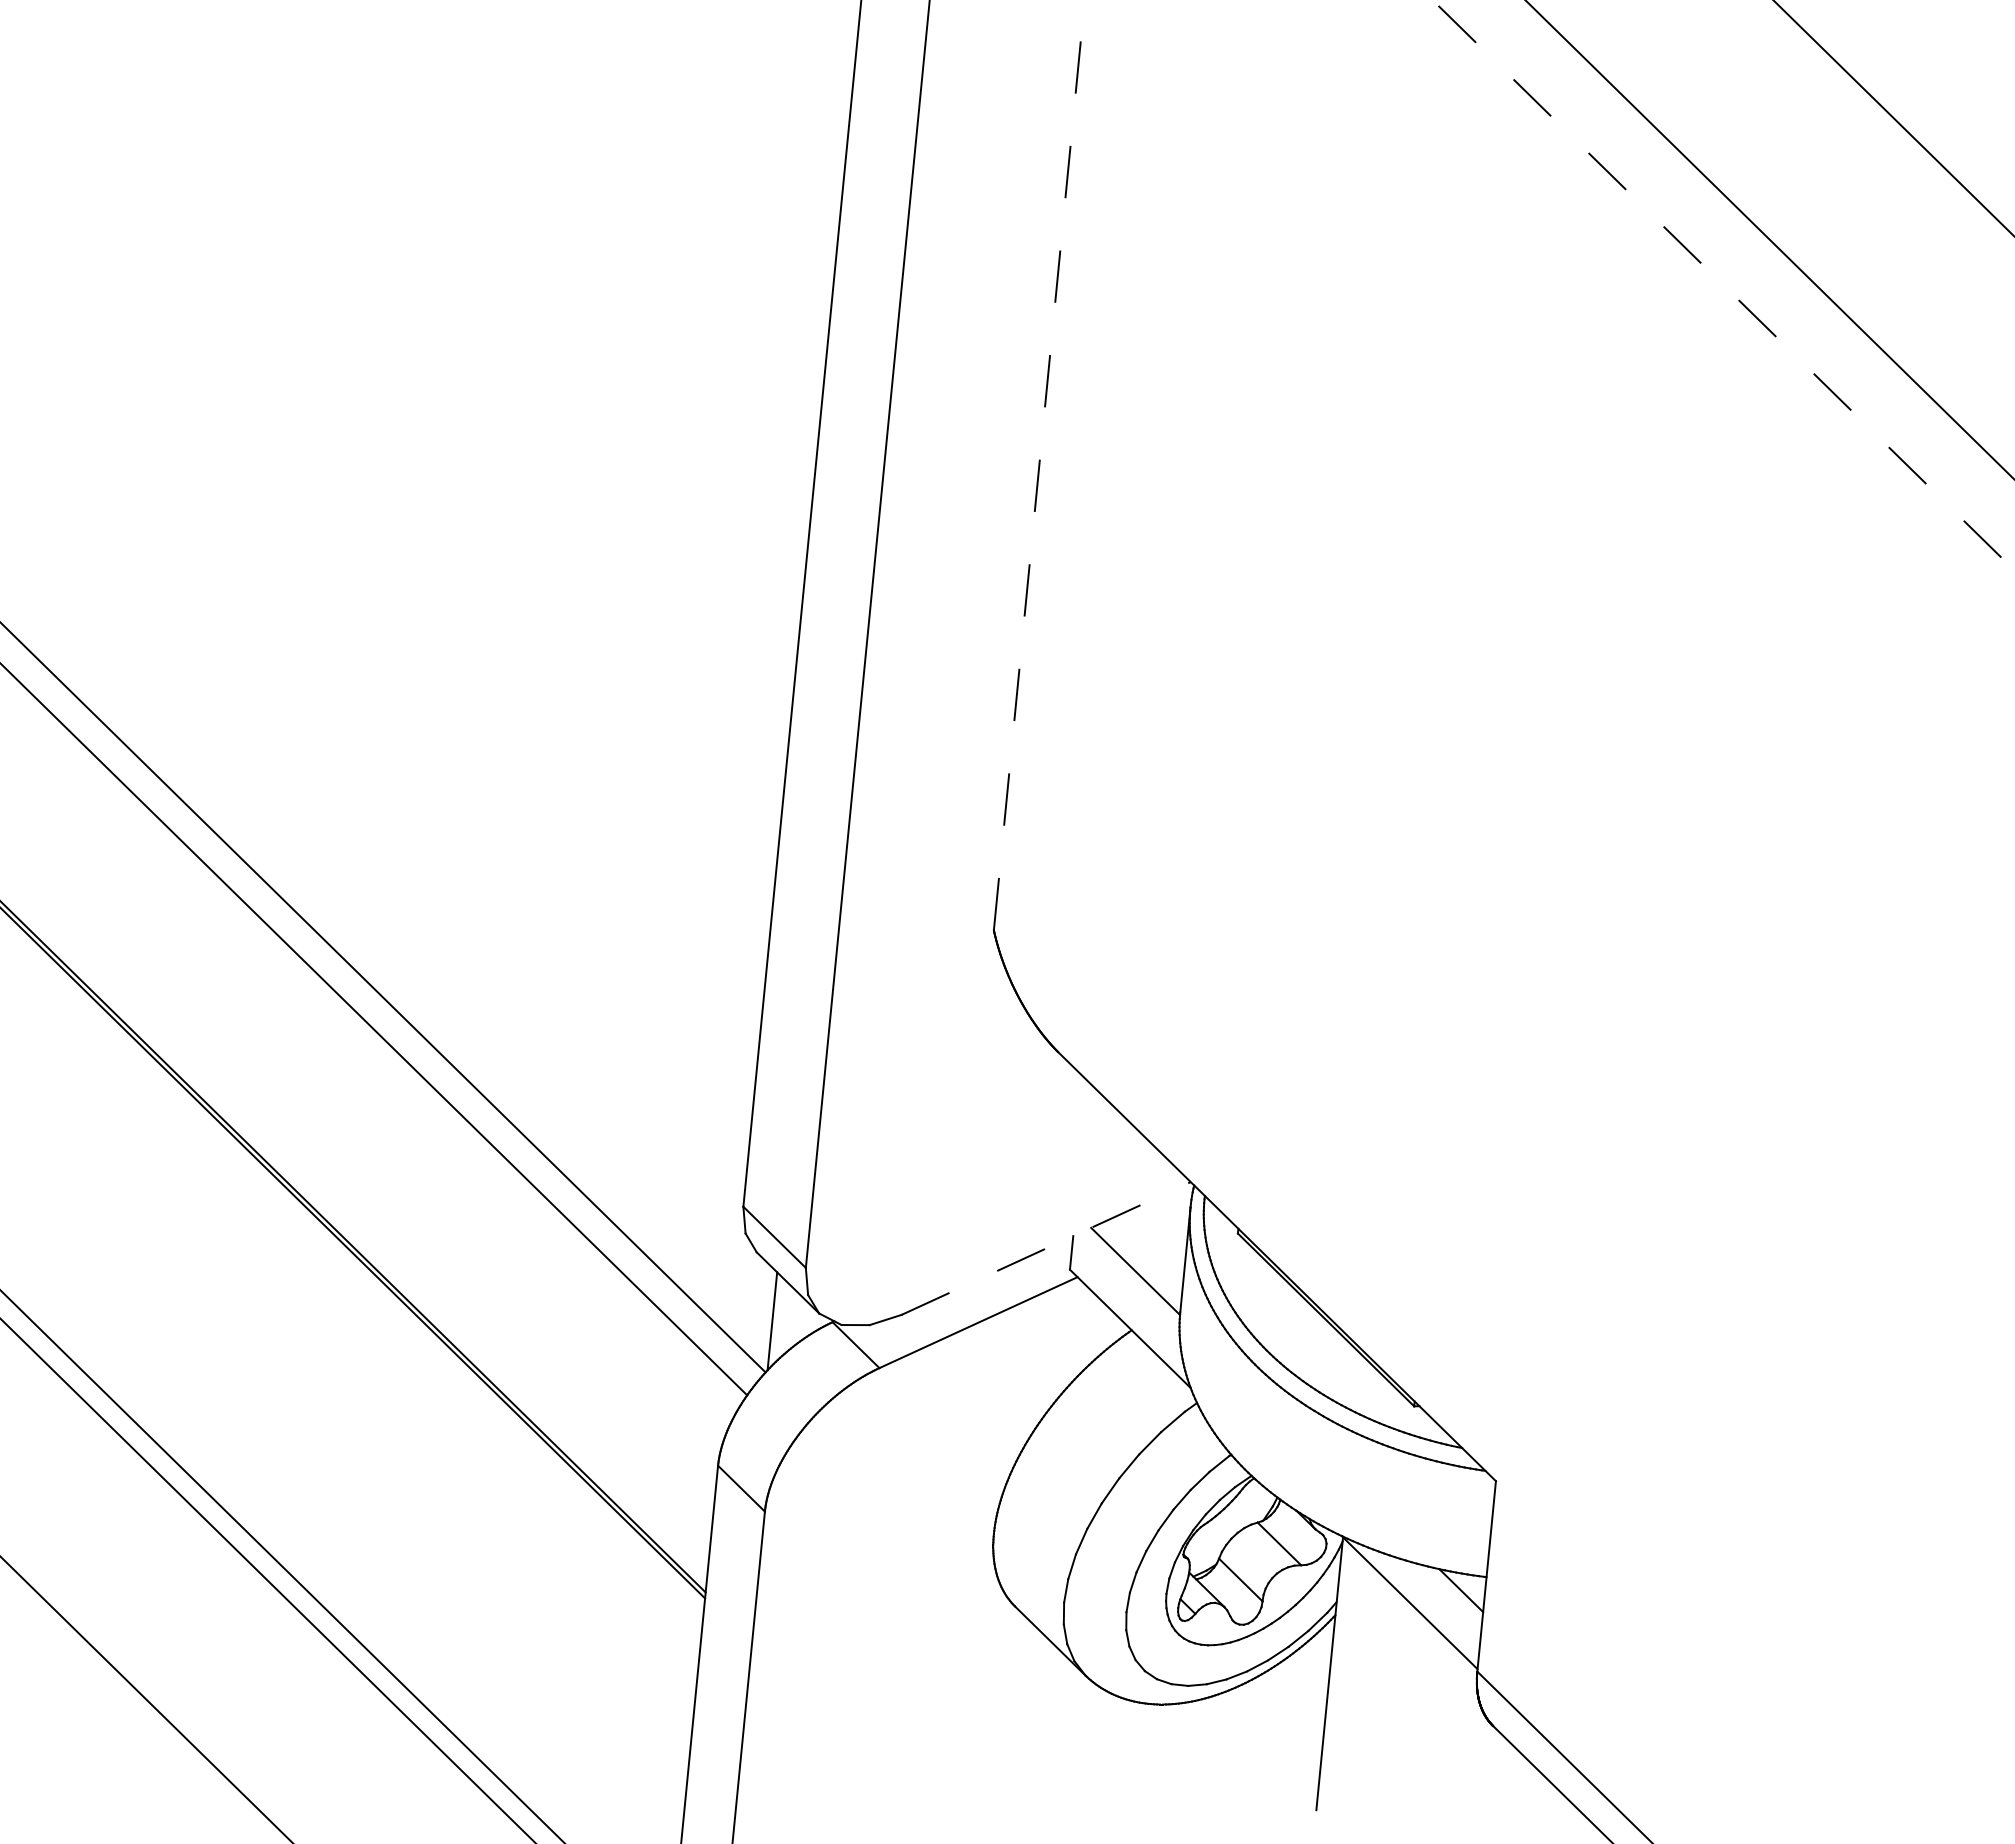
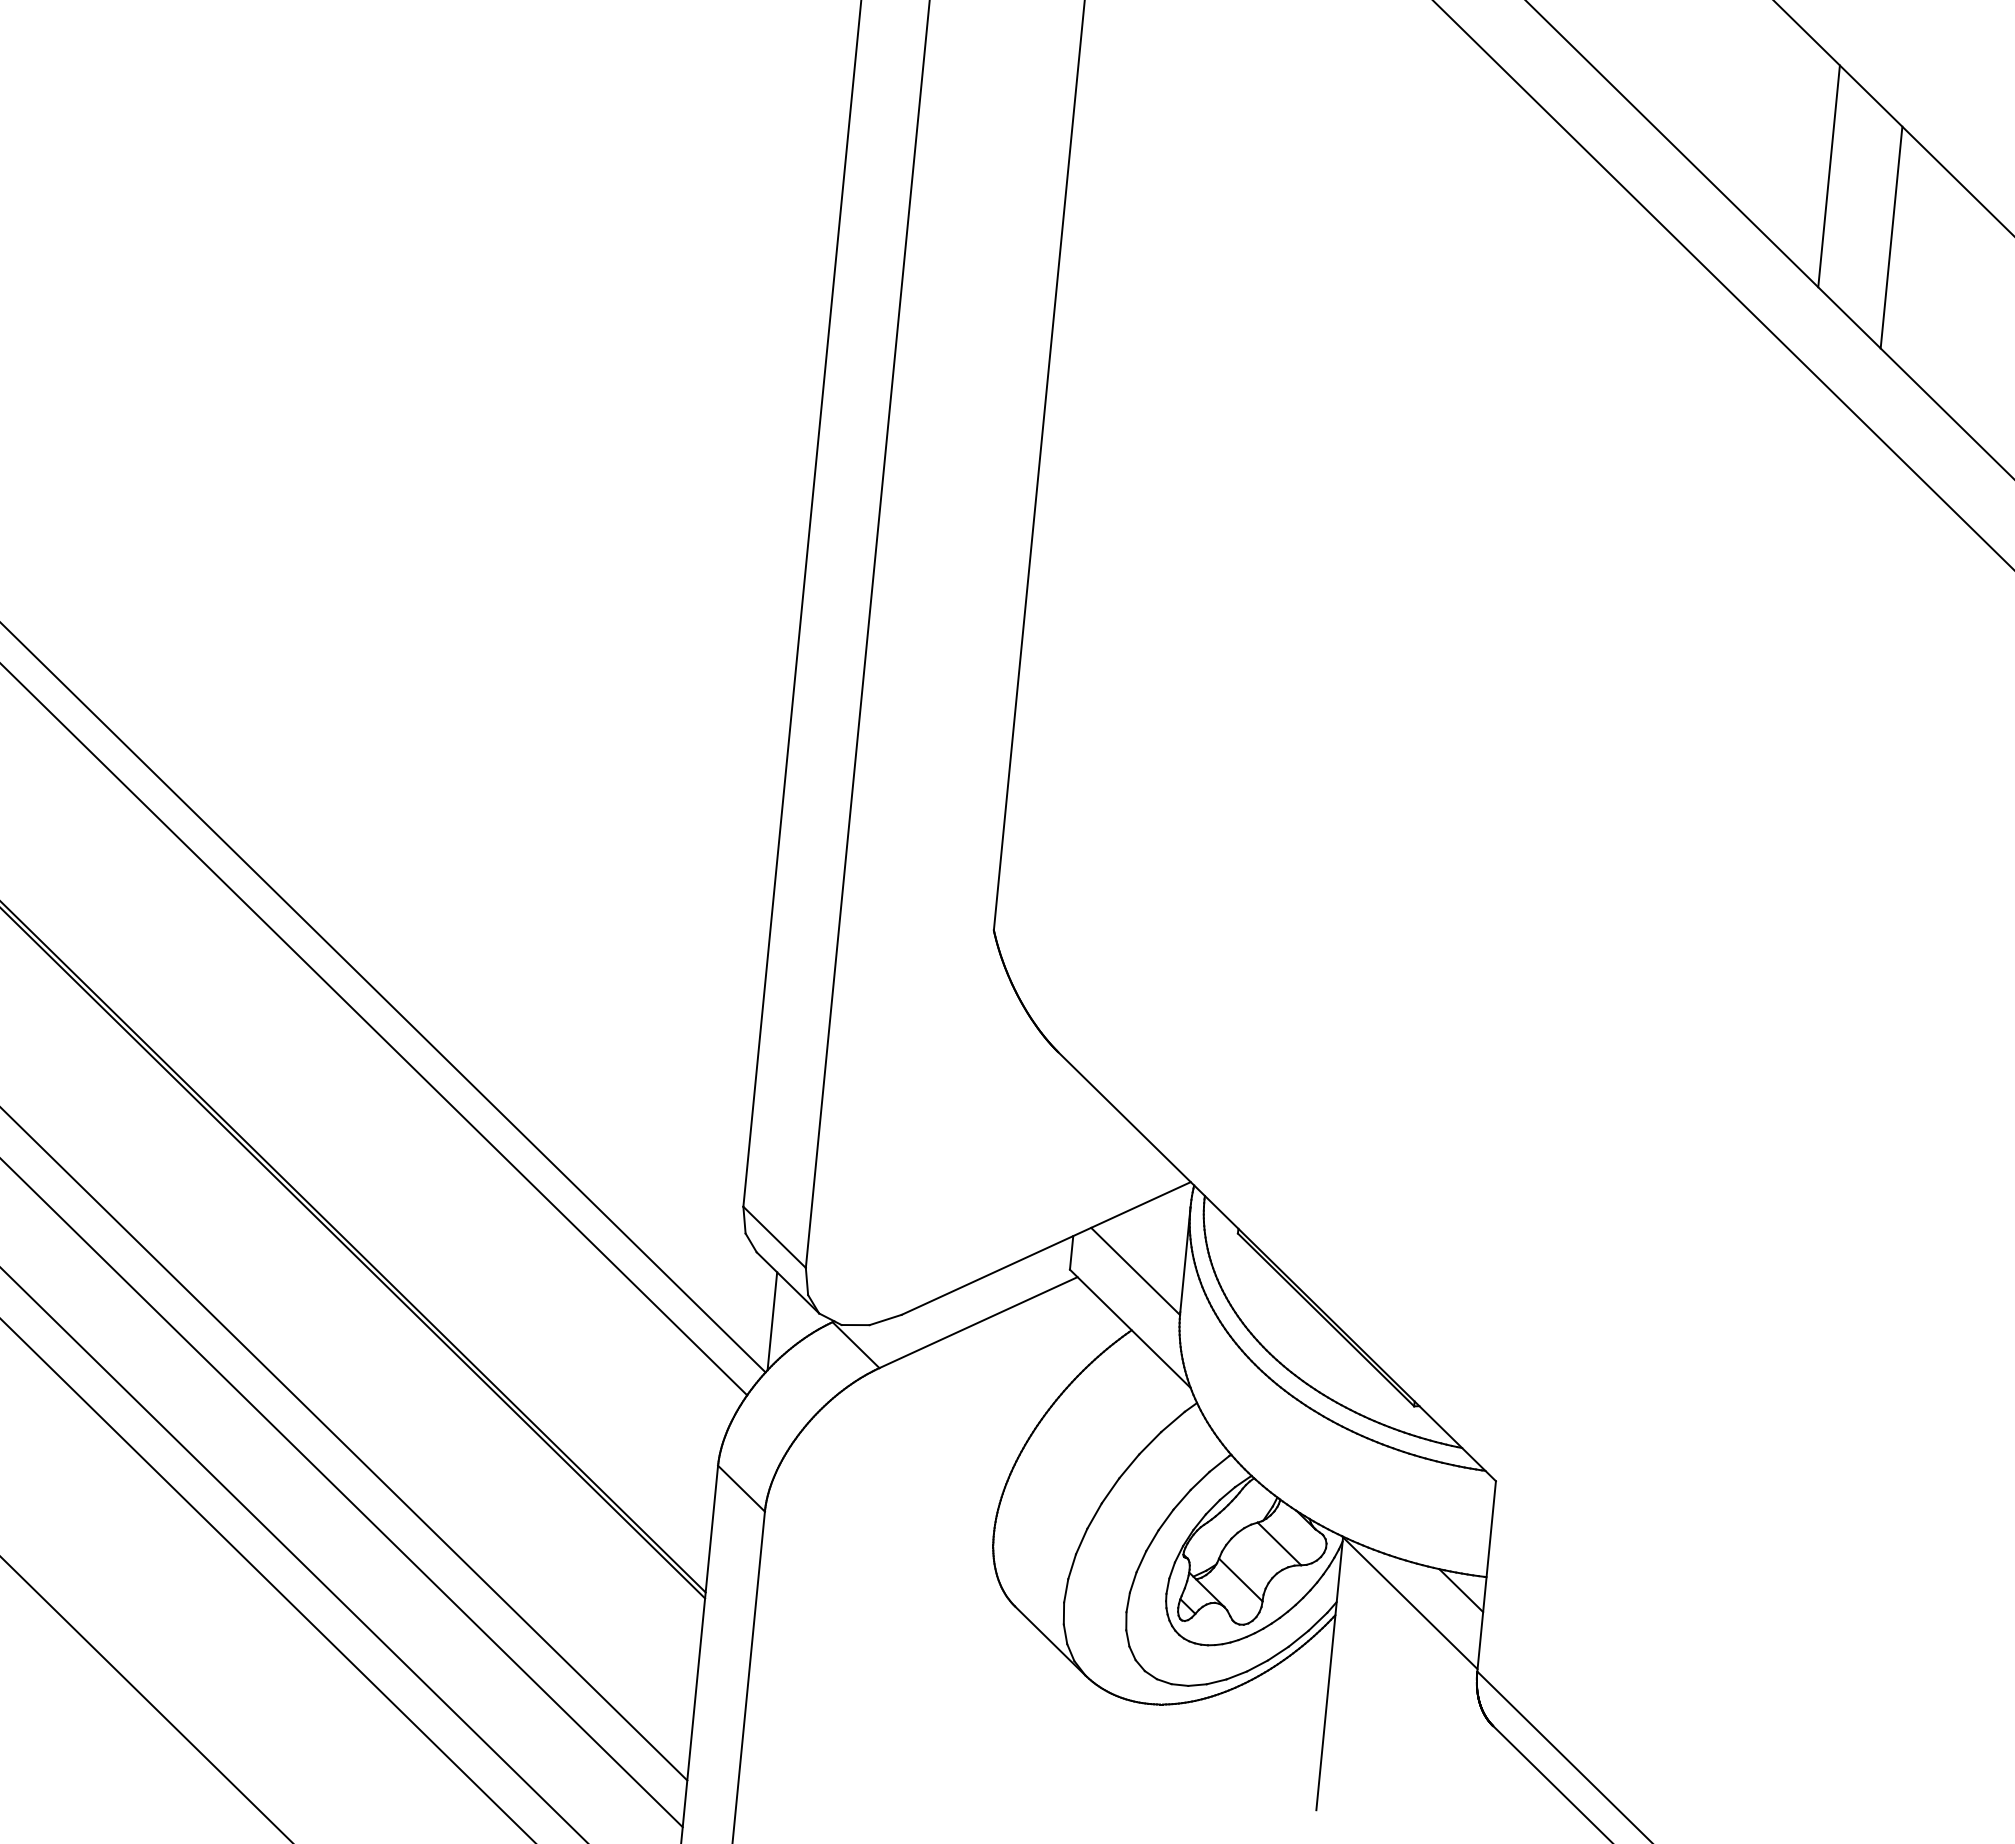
line: none -> present (1828, 176)
line: none -> present (1891, 237)
line: dashed -> solid (1723, 285)
line: dashed -> solid (1039, 464)
line: dashed -> solid (1046, 1248)
line: none -> present (344, 1444)
line: none -> present (342, 1493)
line position: (282, 1565) -> (293, 1554) (293, 1554)
